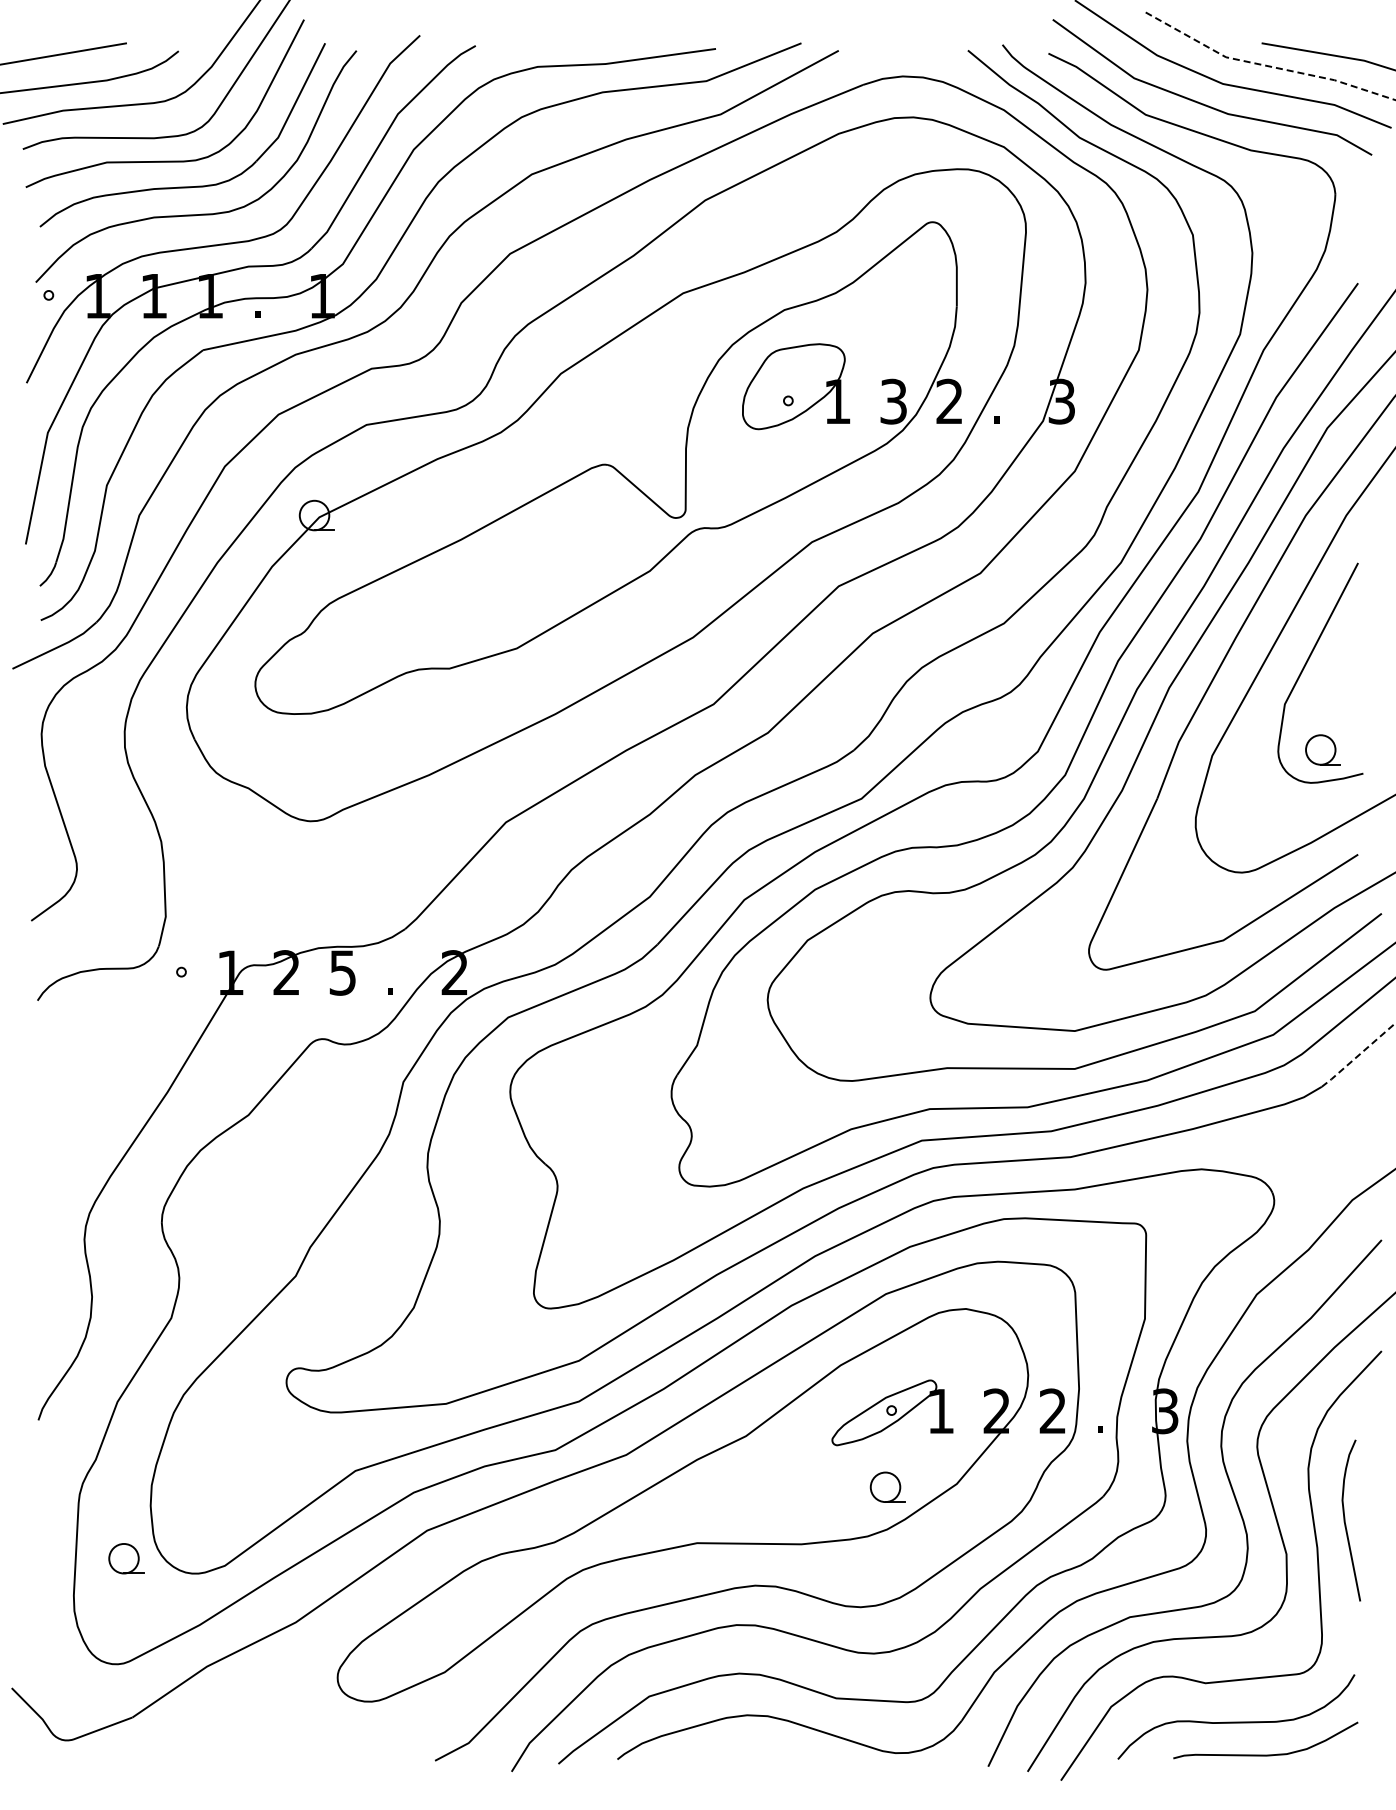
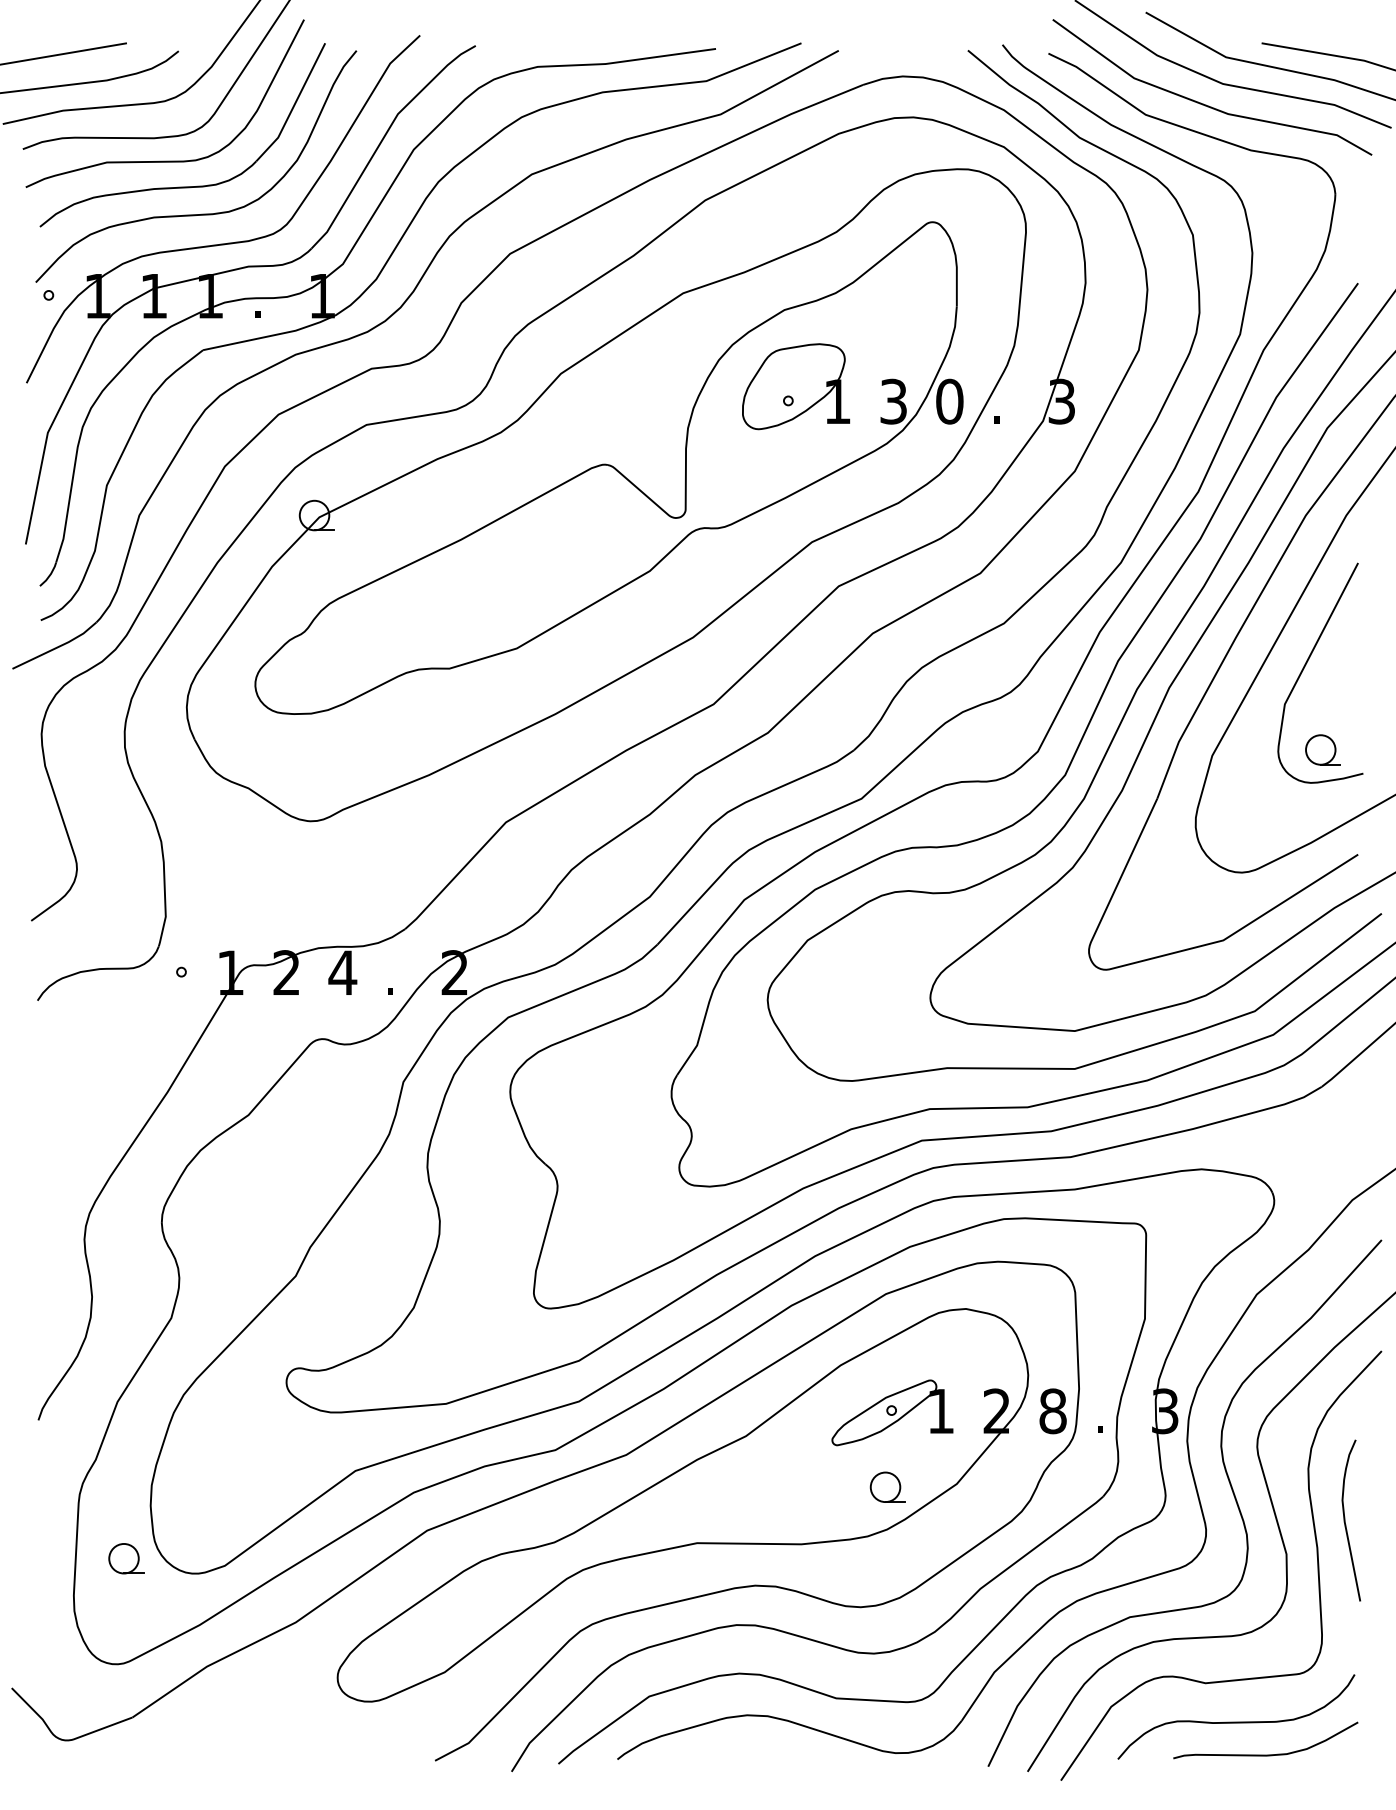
line: dashed -> solid (1266, 65)
text: 2 -> 0 (949, 401)
text: 5 -> 4 (342, 972)
line: dashed -> solid (1358, 1055)
text: 2 -> 8 (1052, 1411)
